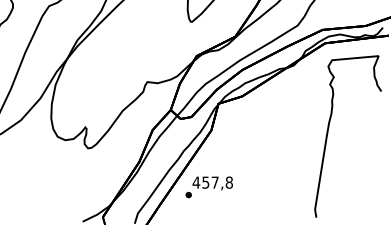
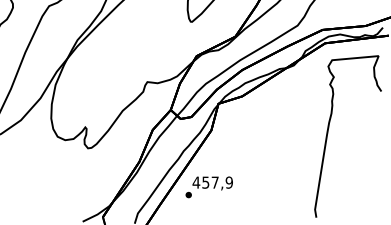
text: 457,8 -> 457,9 (228, 182)
